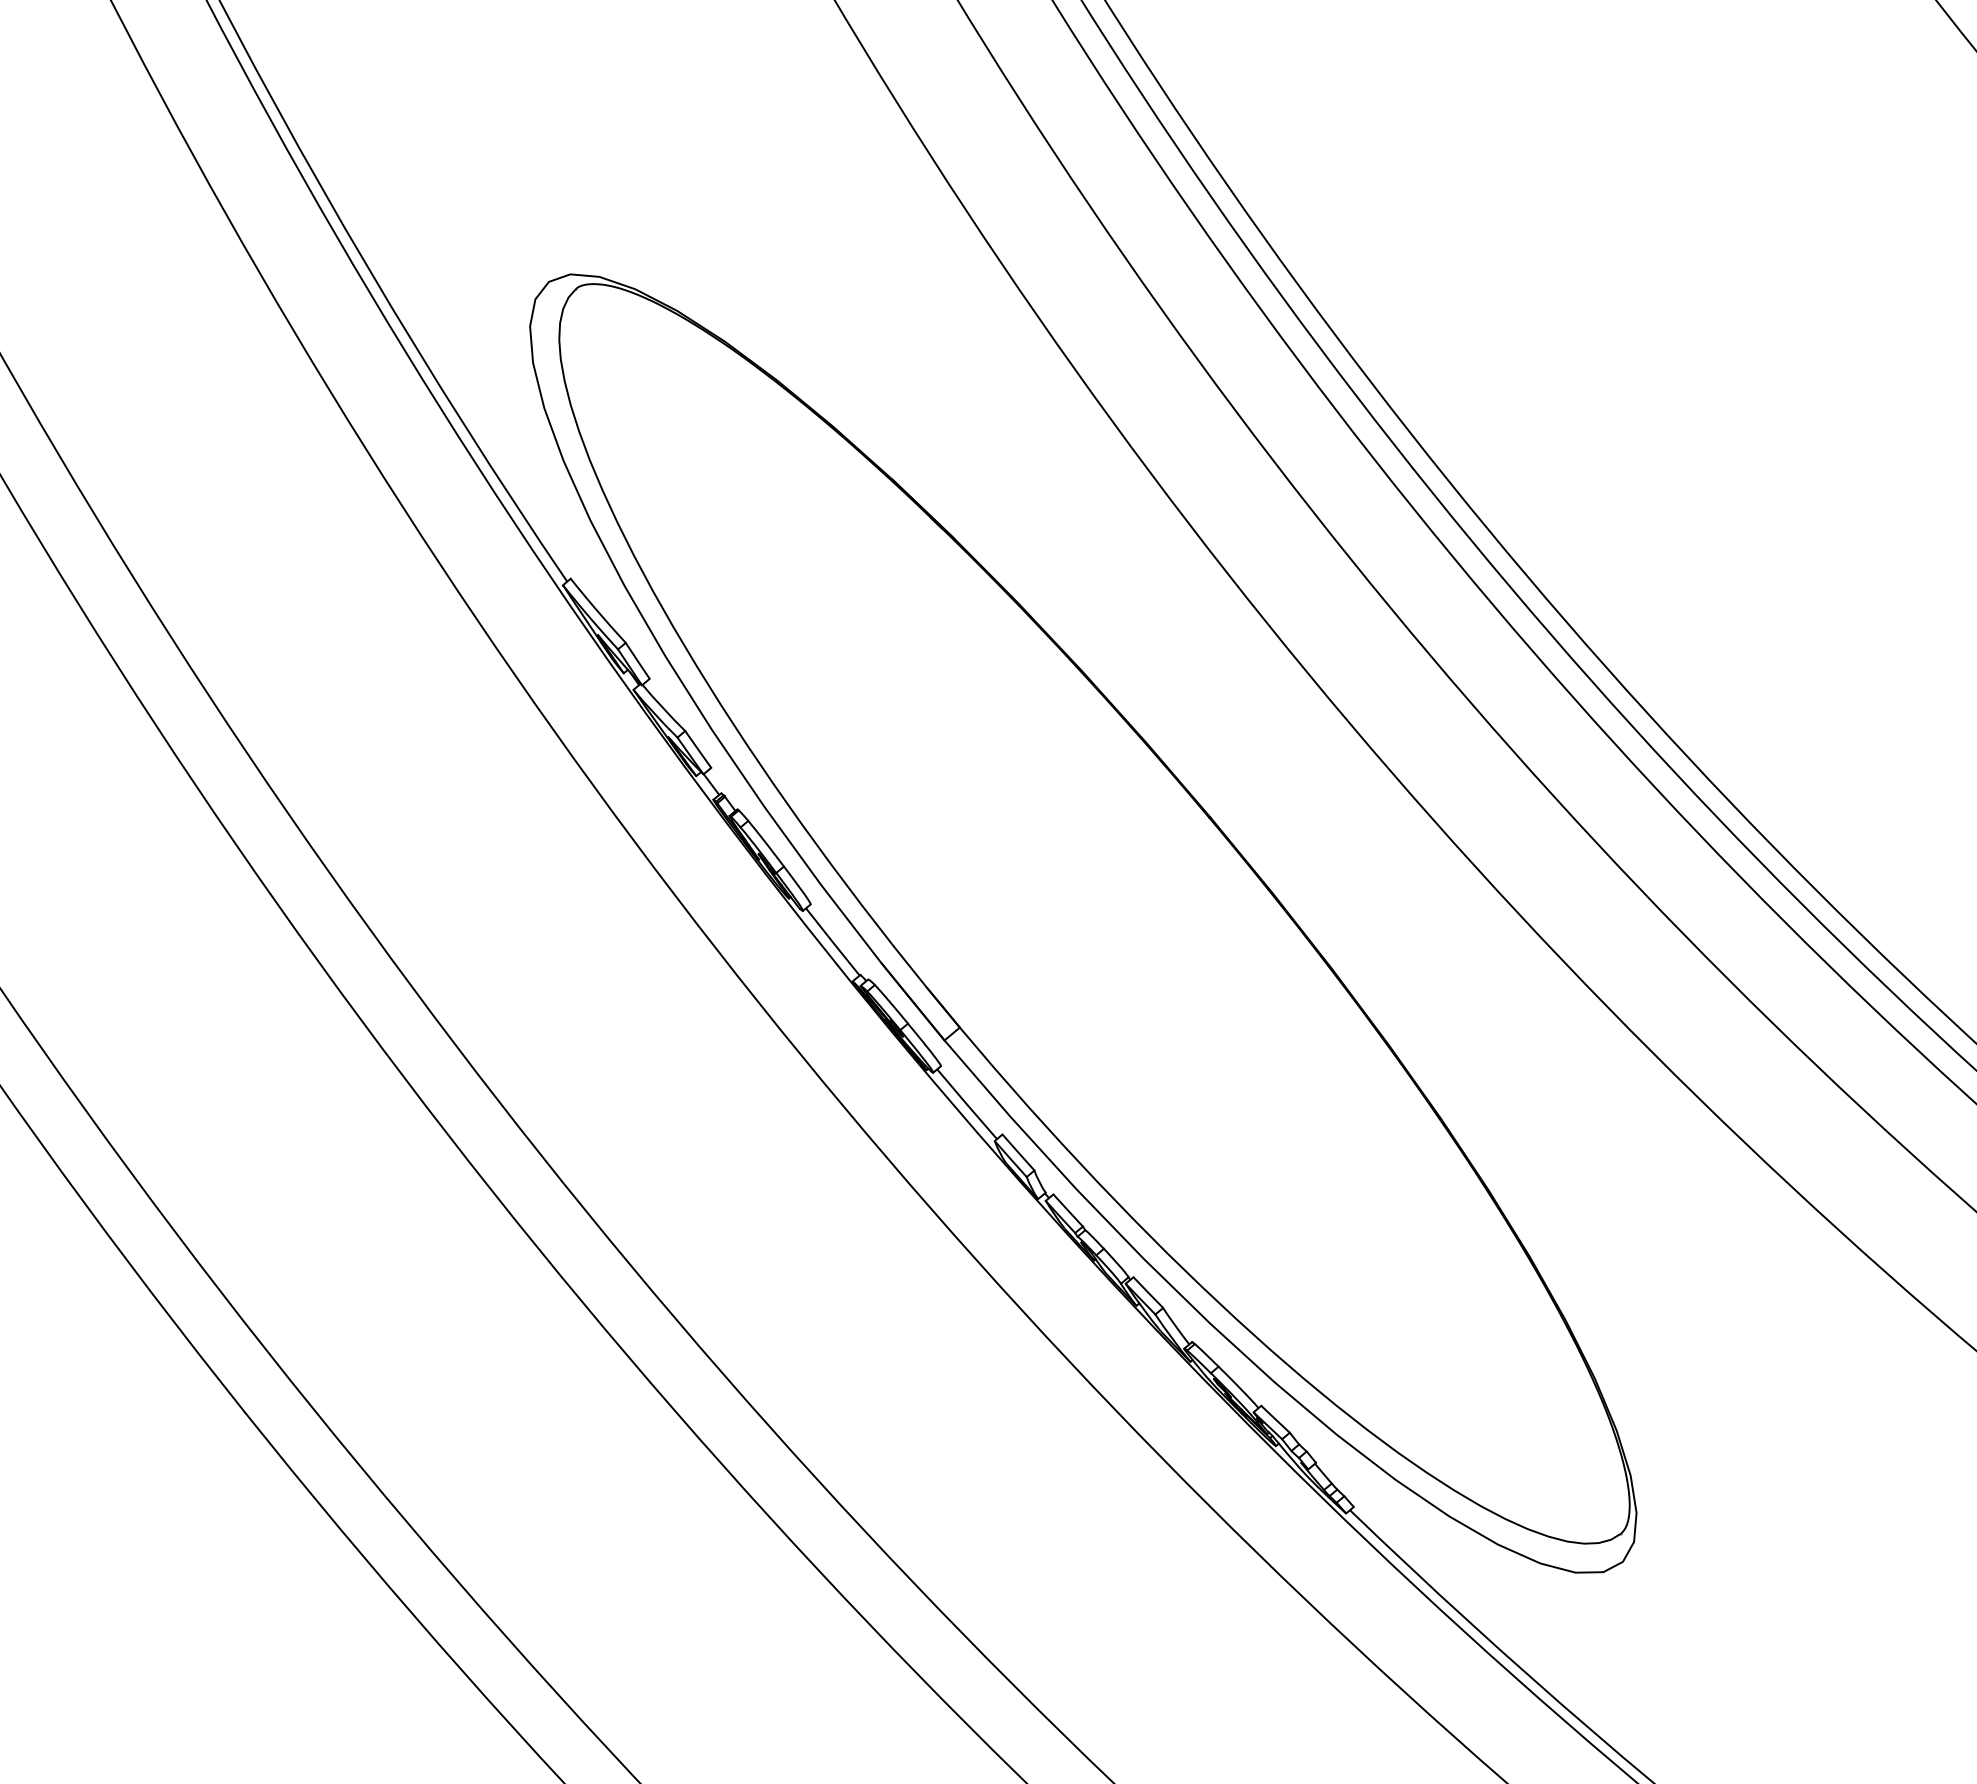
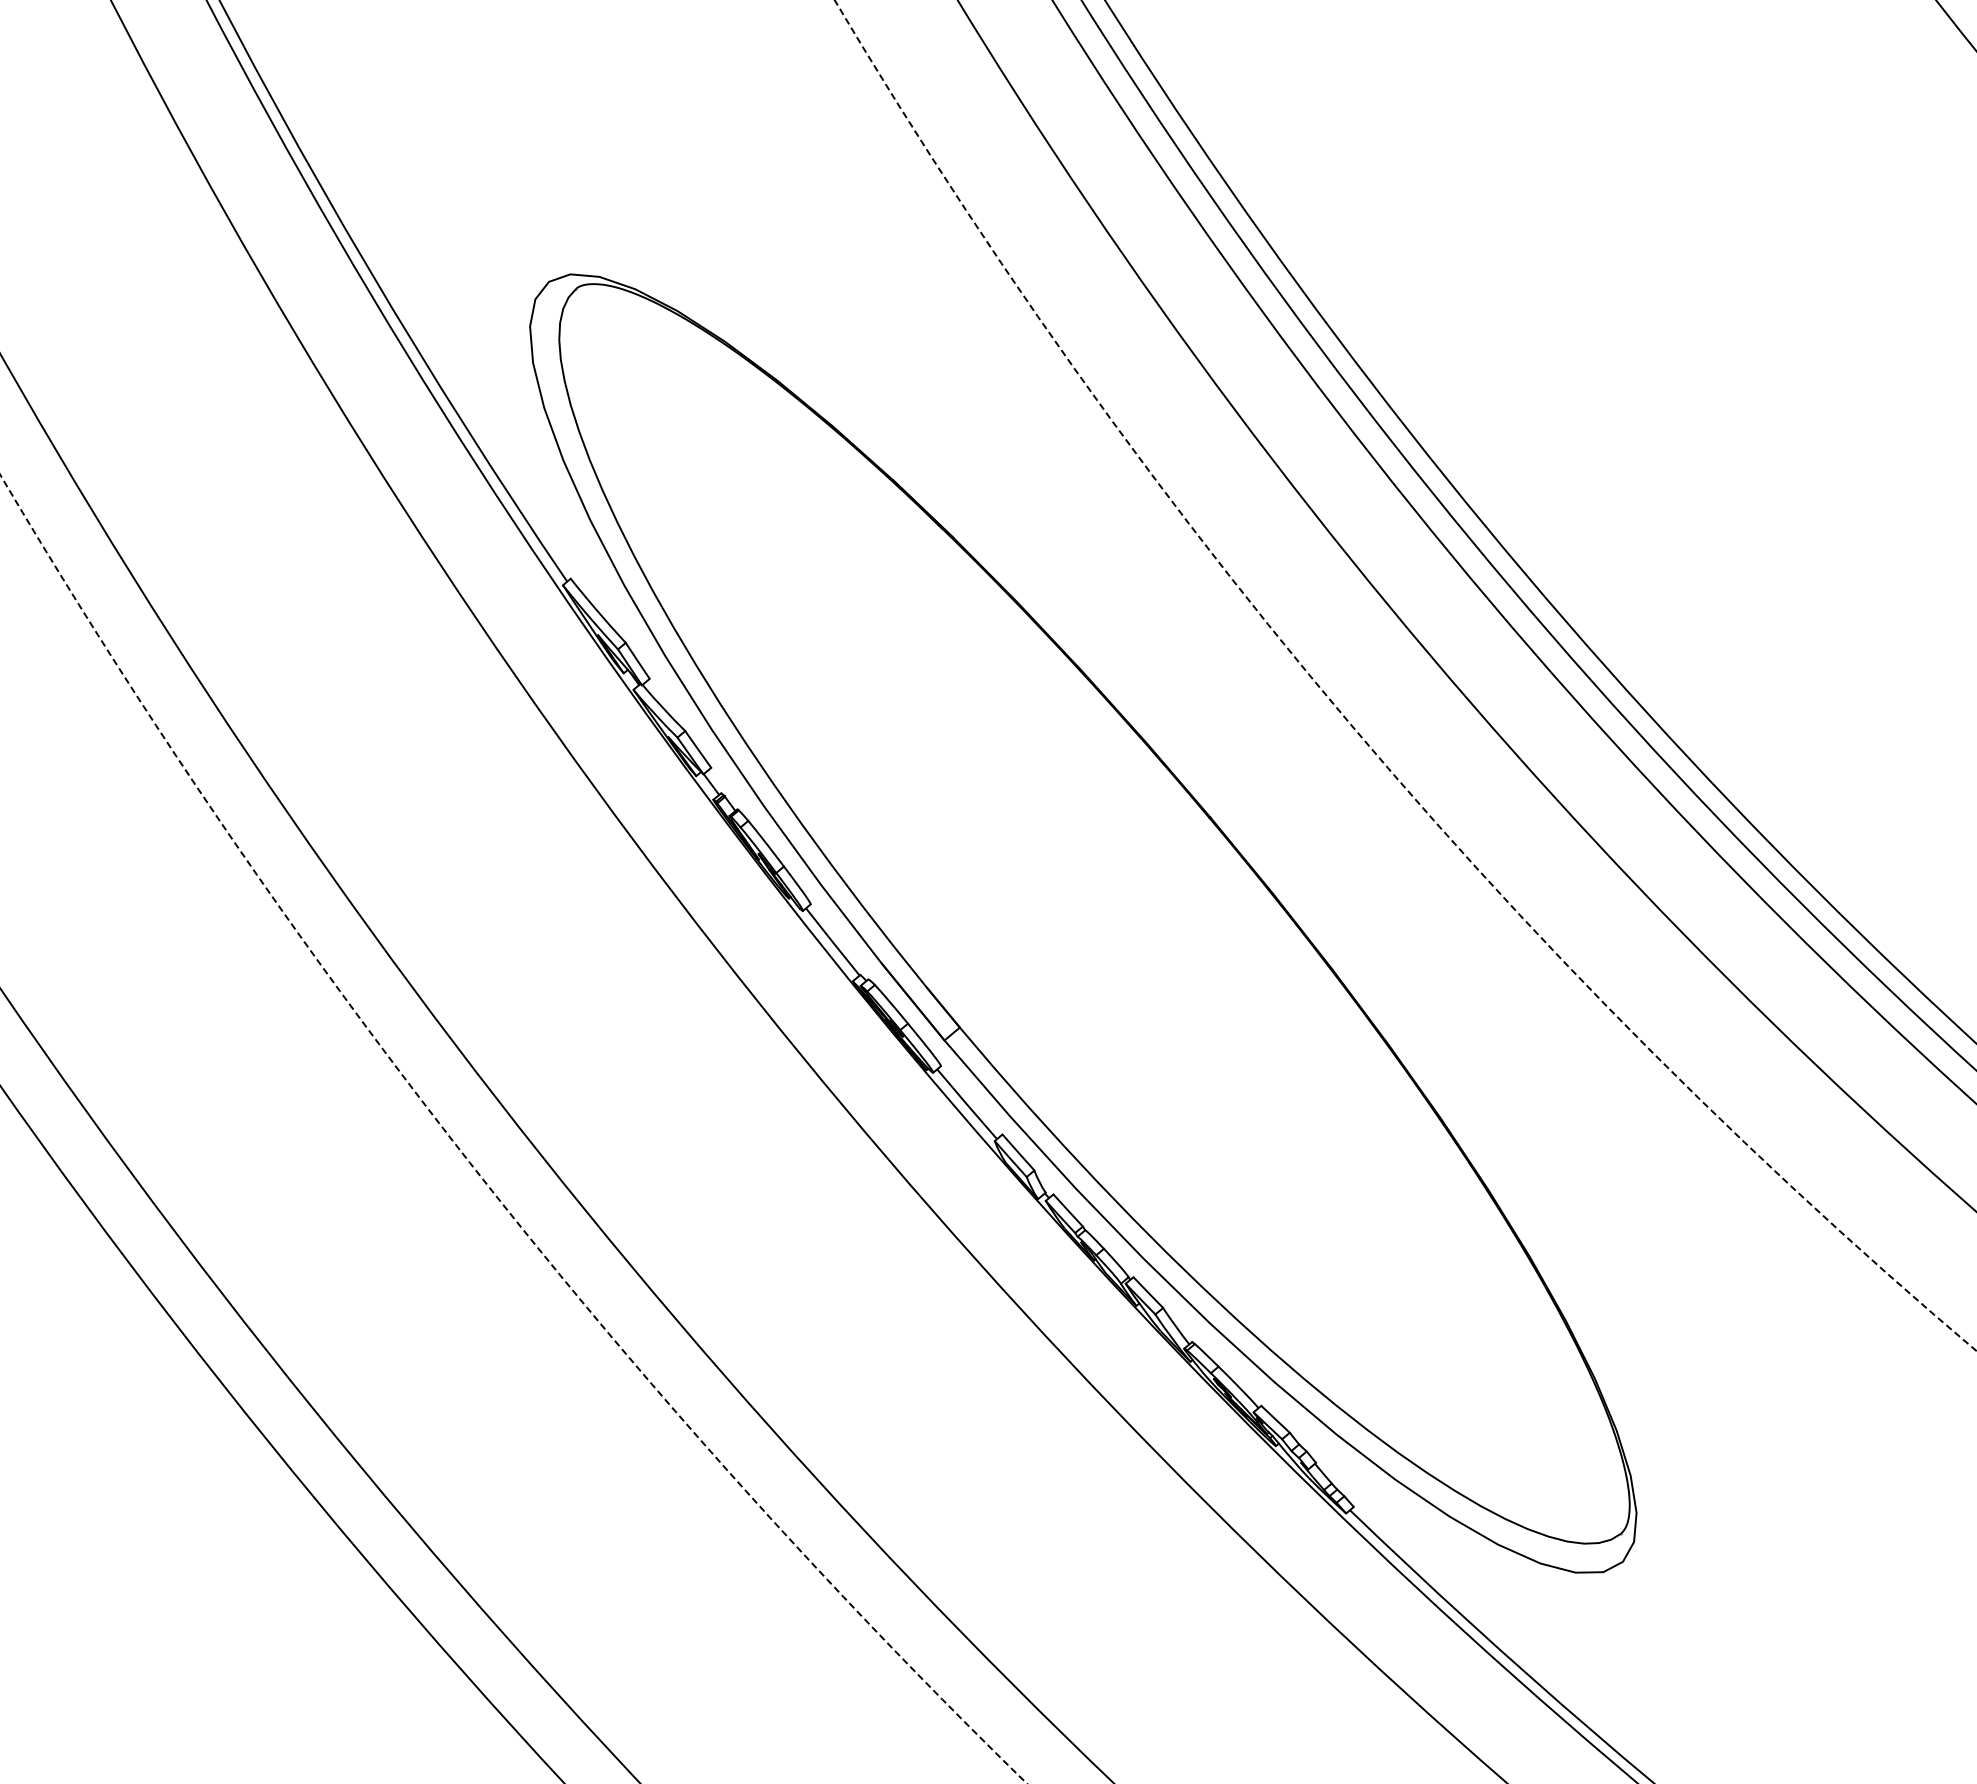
circle: solid -> dashed (1405, 675)
arc: solid -> dashed (470, 1163)
